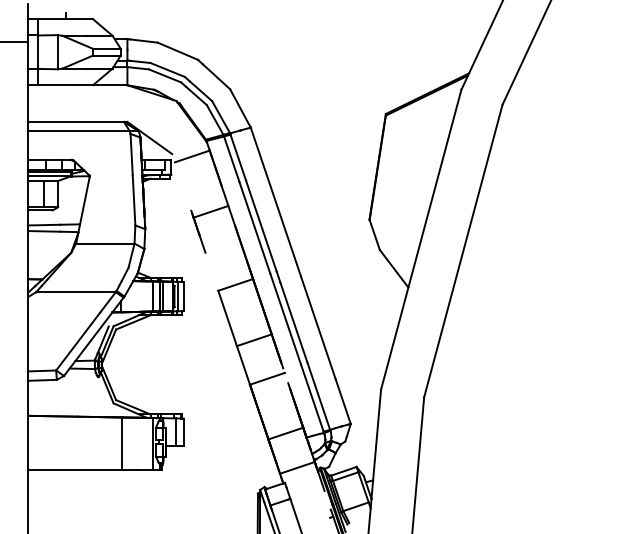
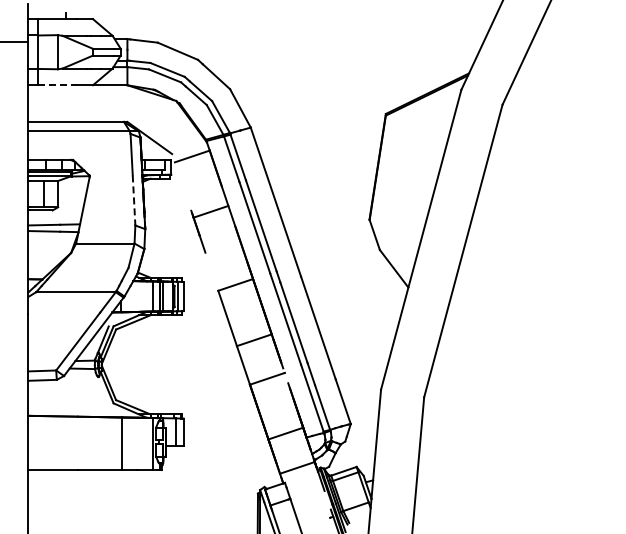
line: solid -> dashed (58, 85)
line: solid -> dashed (134, 200)
